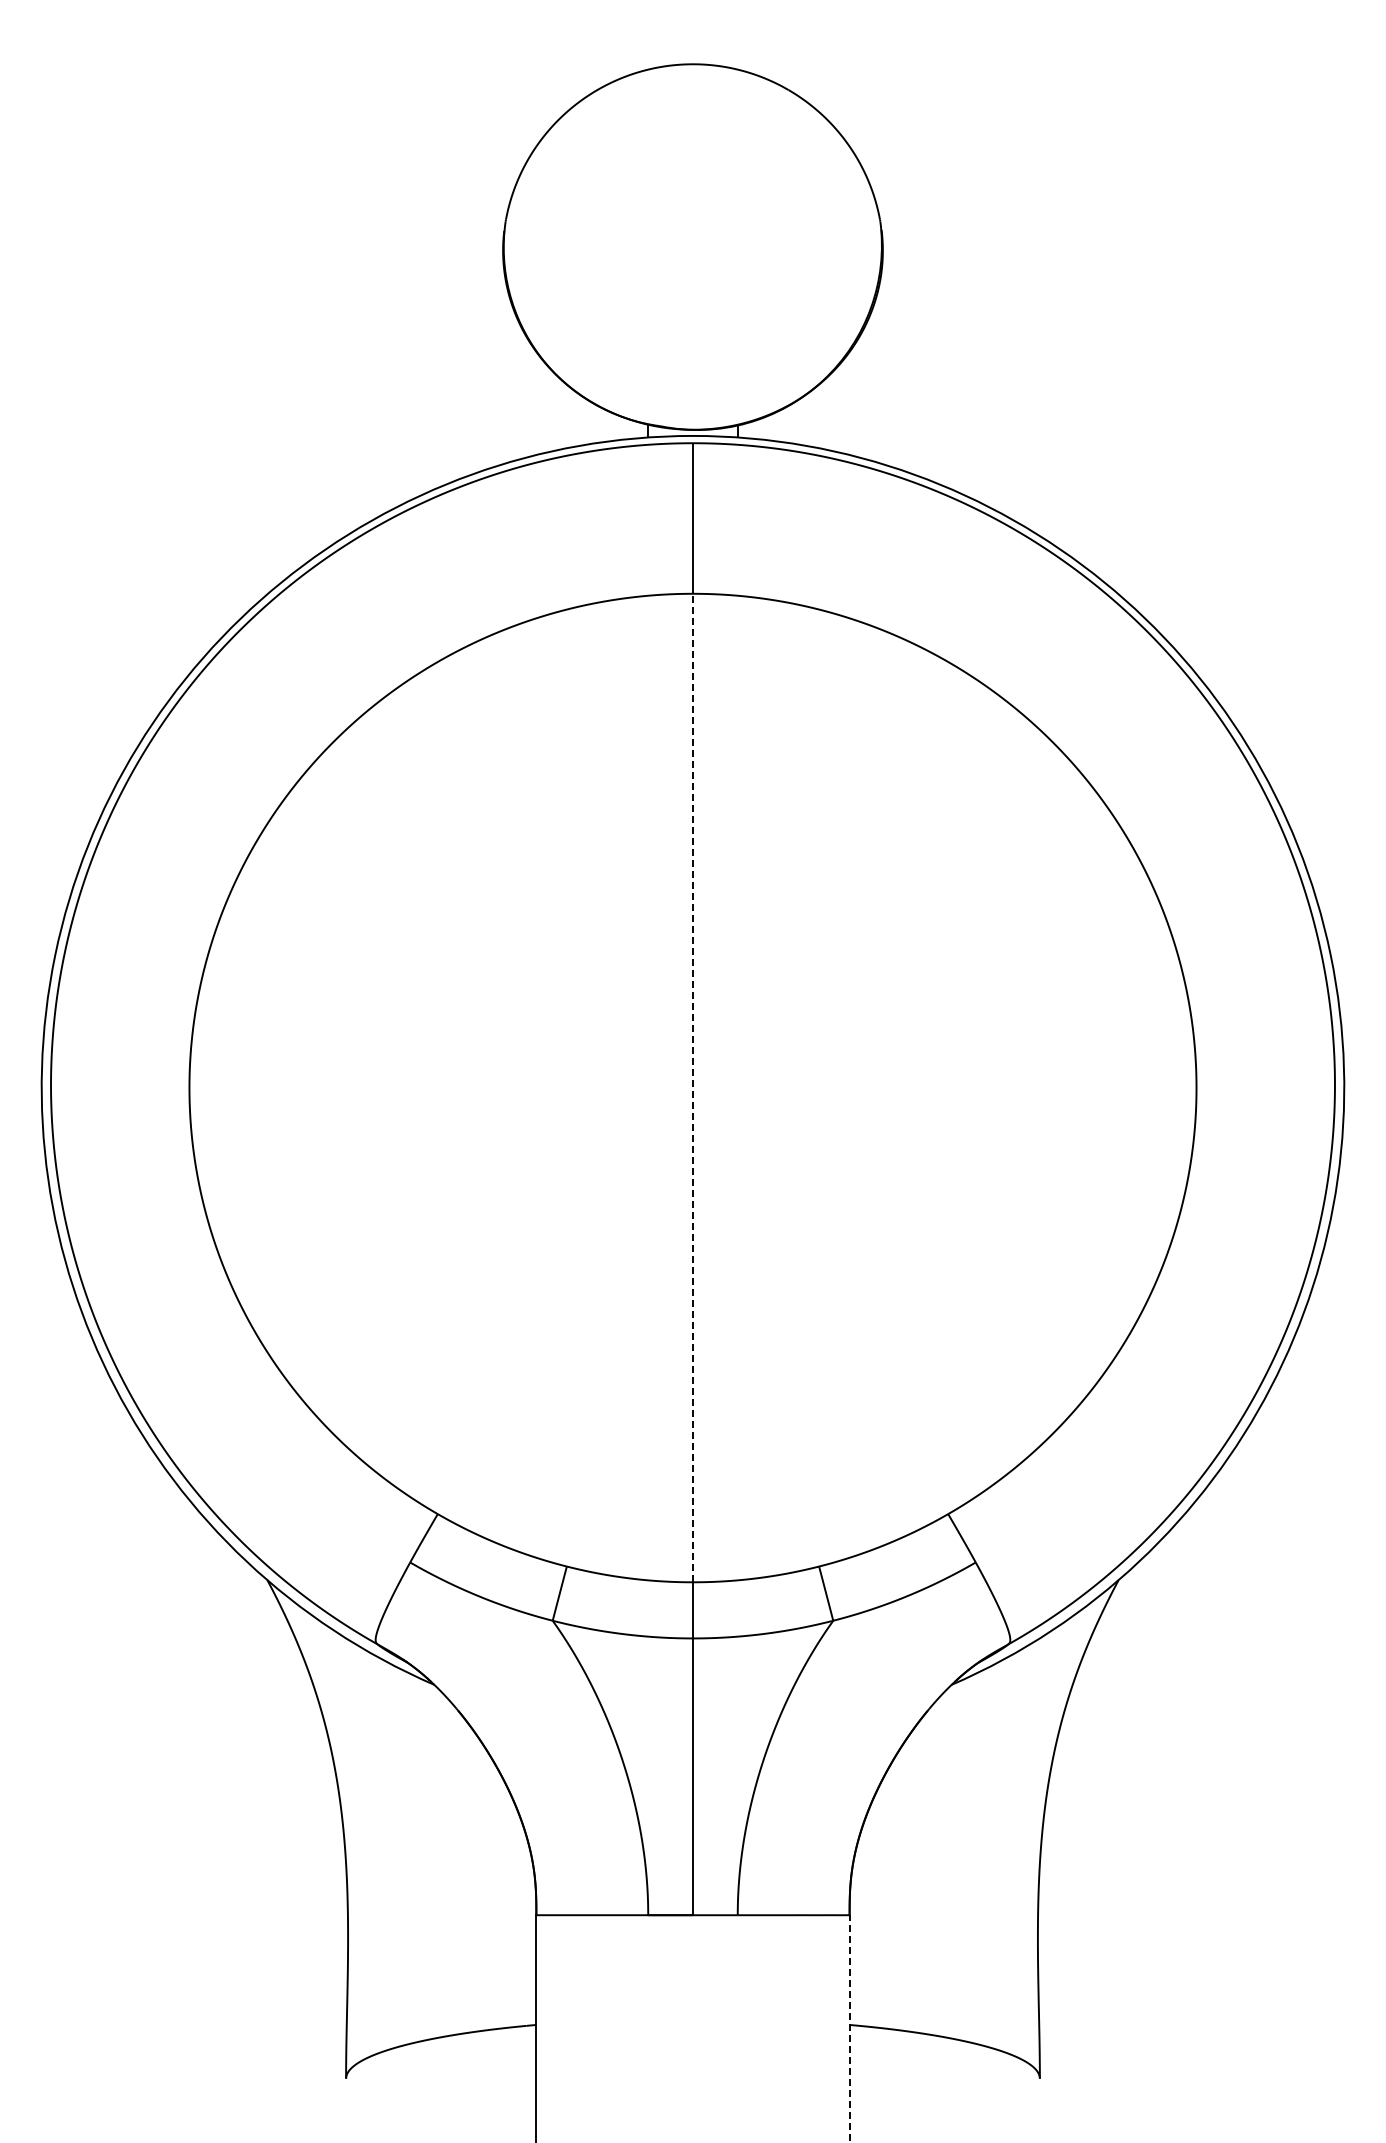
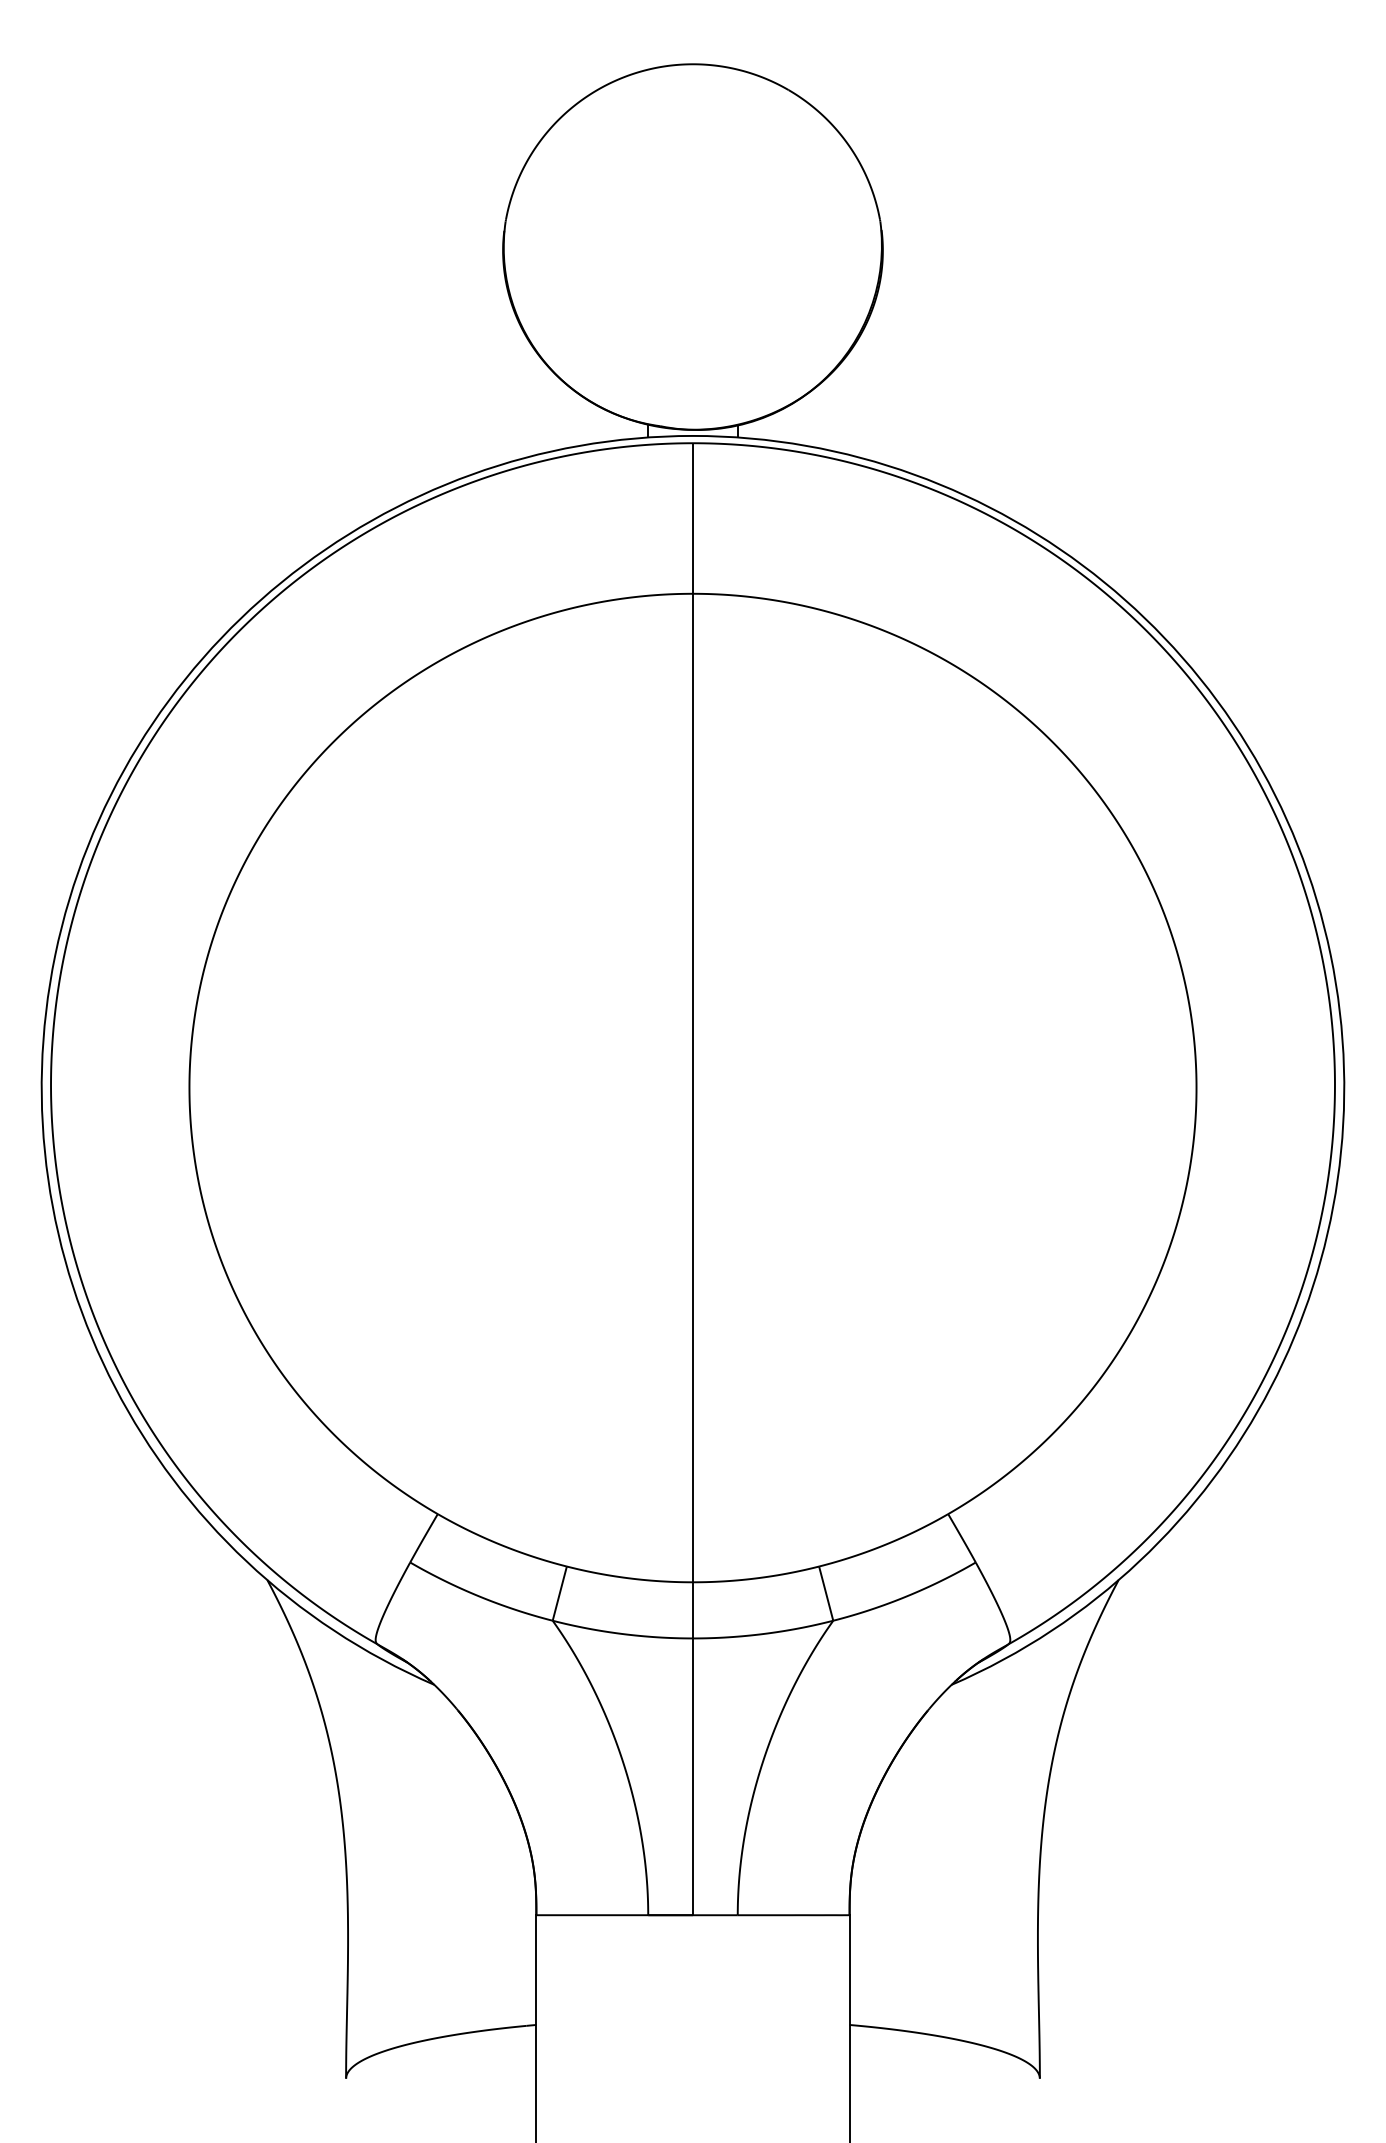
line: dashed -> solid (693, 1087)
line: dashed -> solid (849, 2028)
